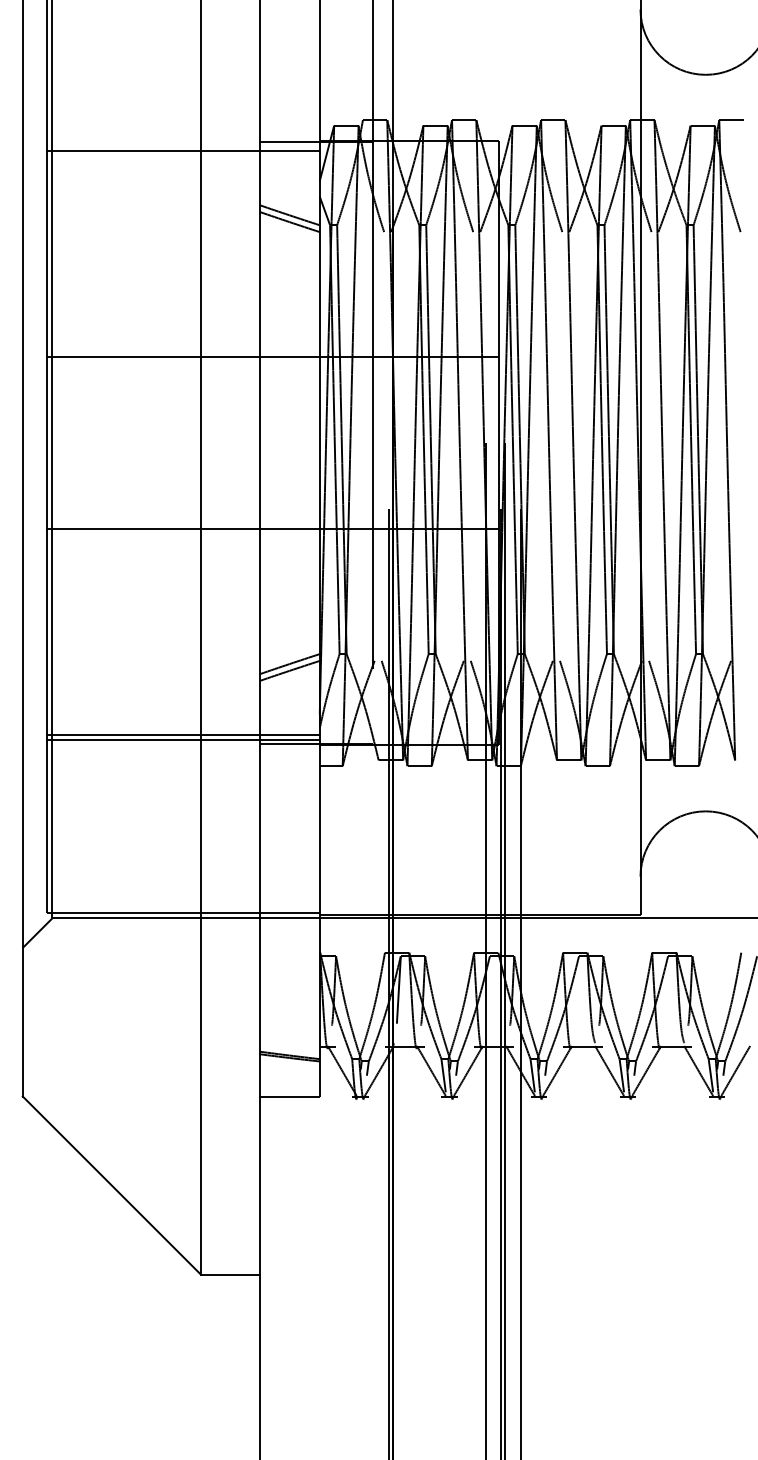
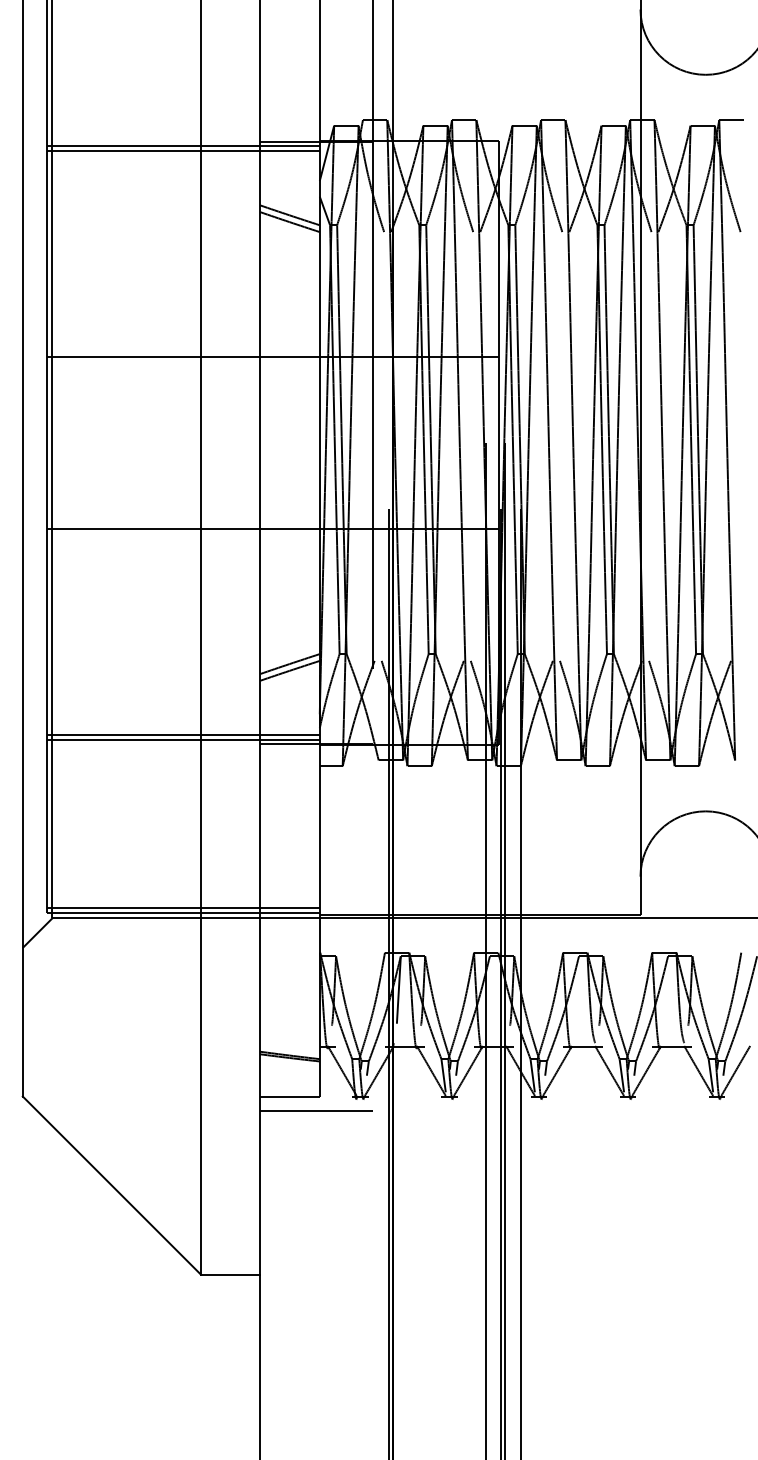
line: none -> present (182, 146)
line: none -> present (182, 908)
line: none -> present (316, 1110)
